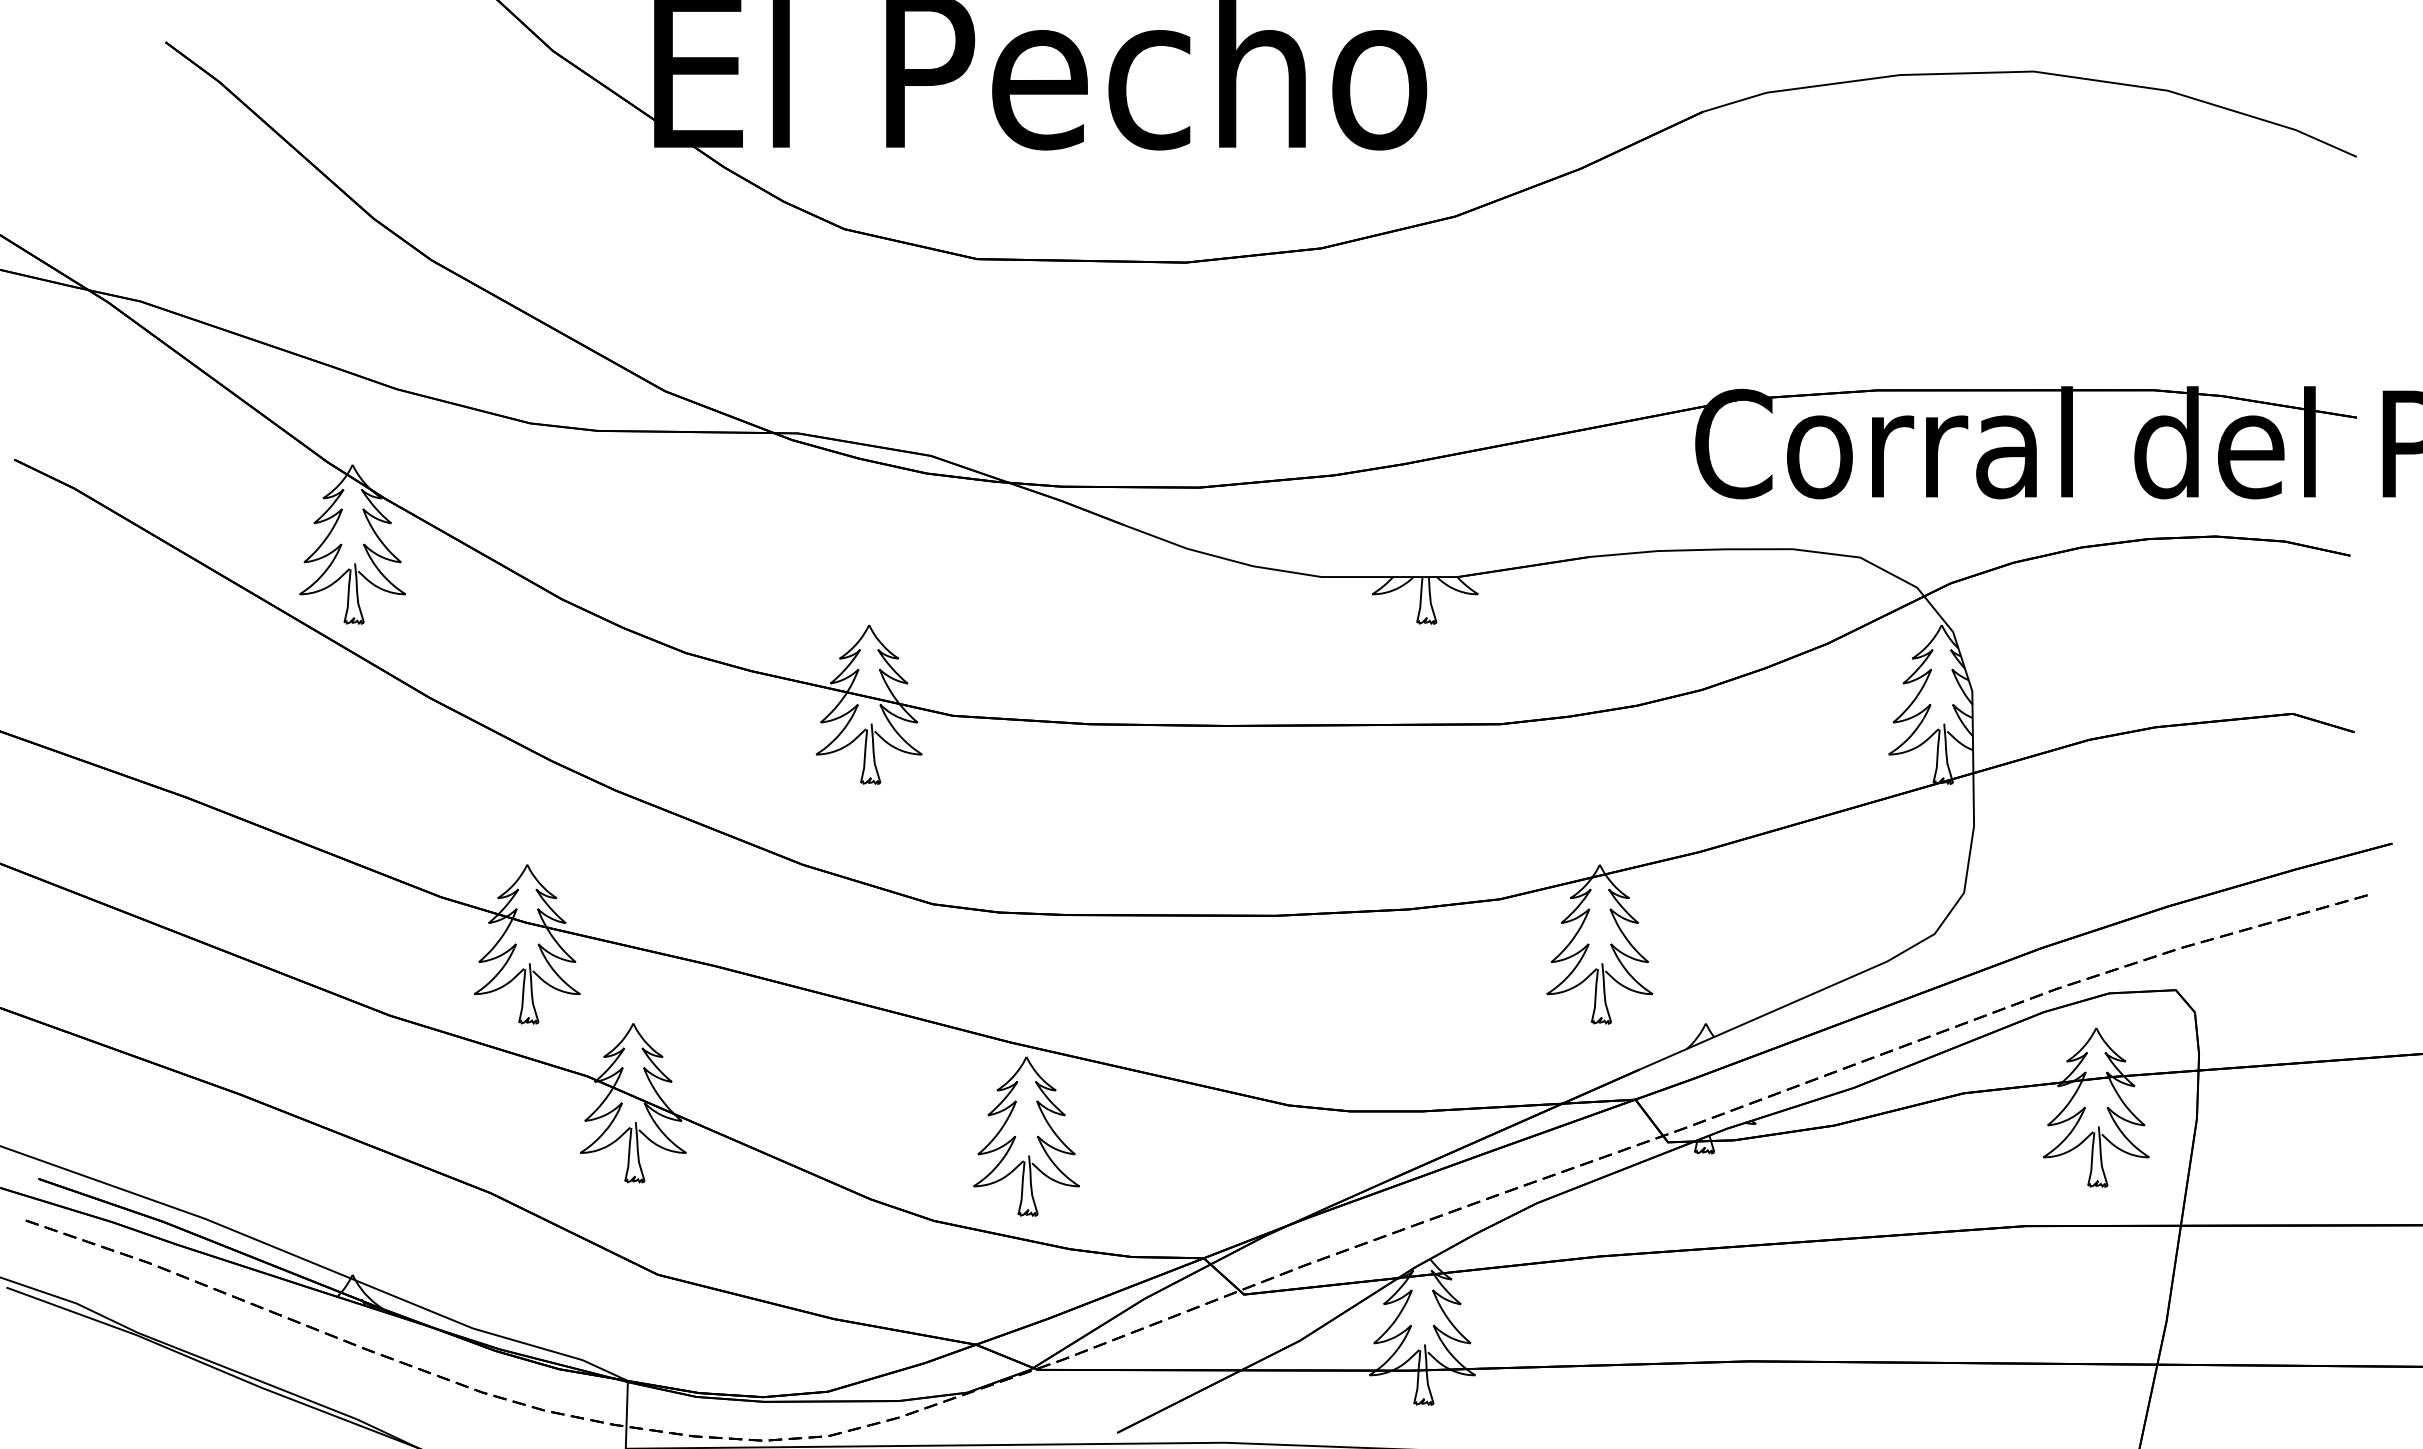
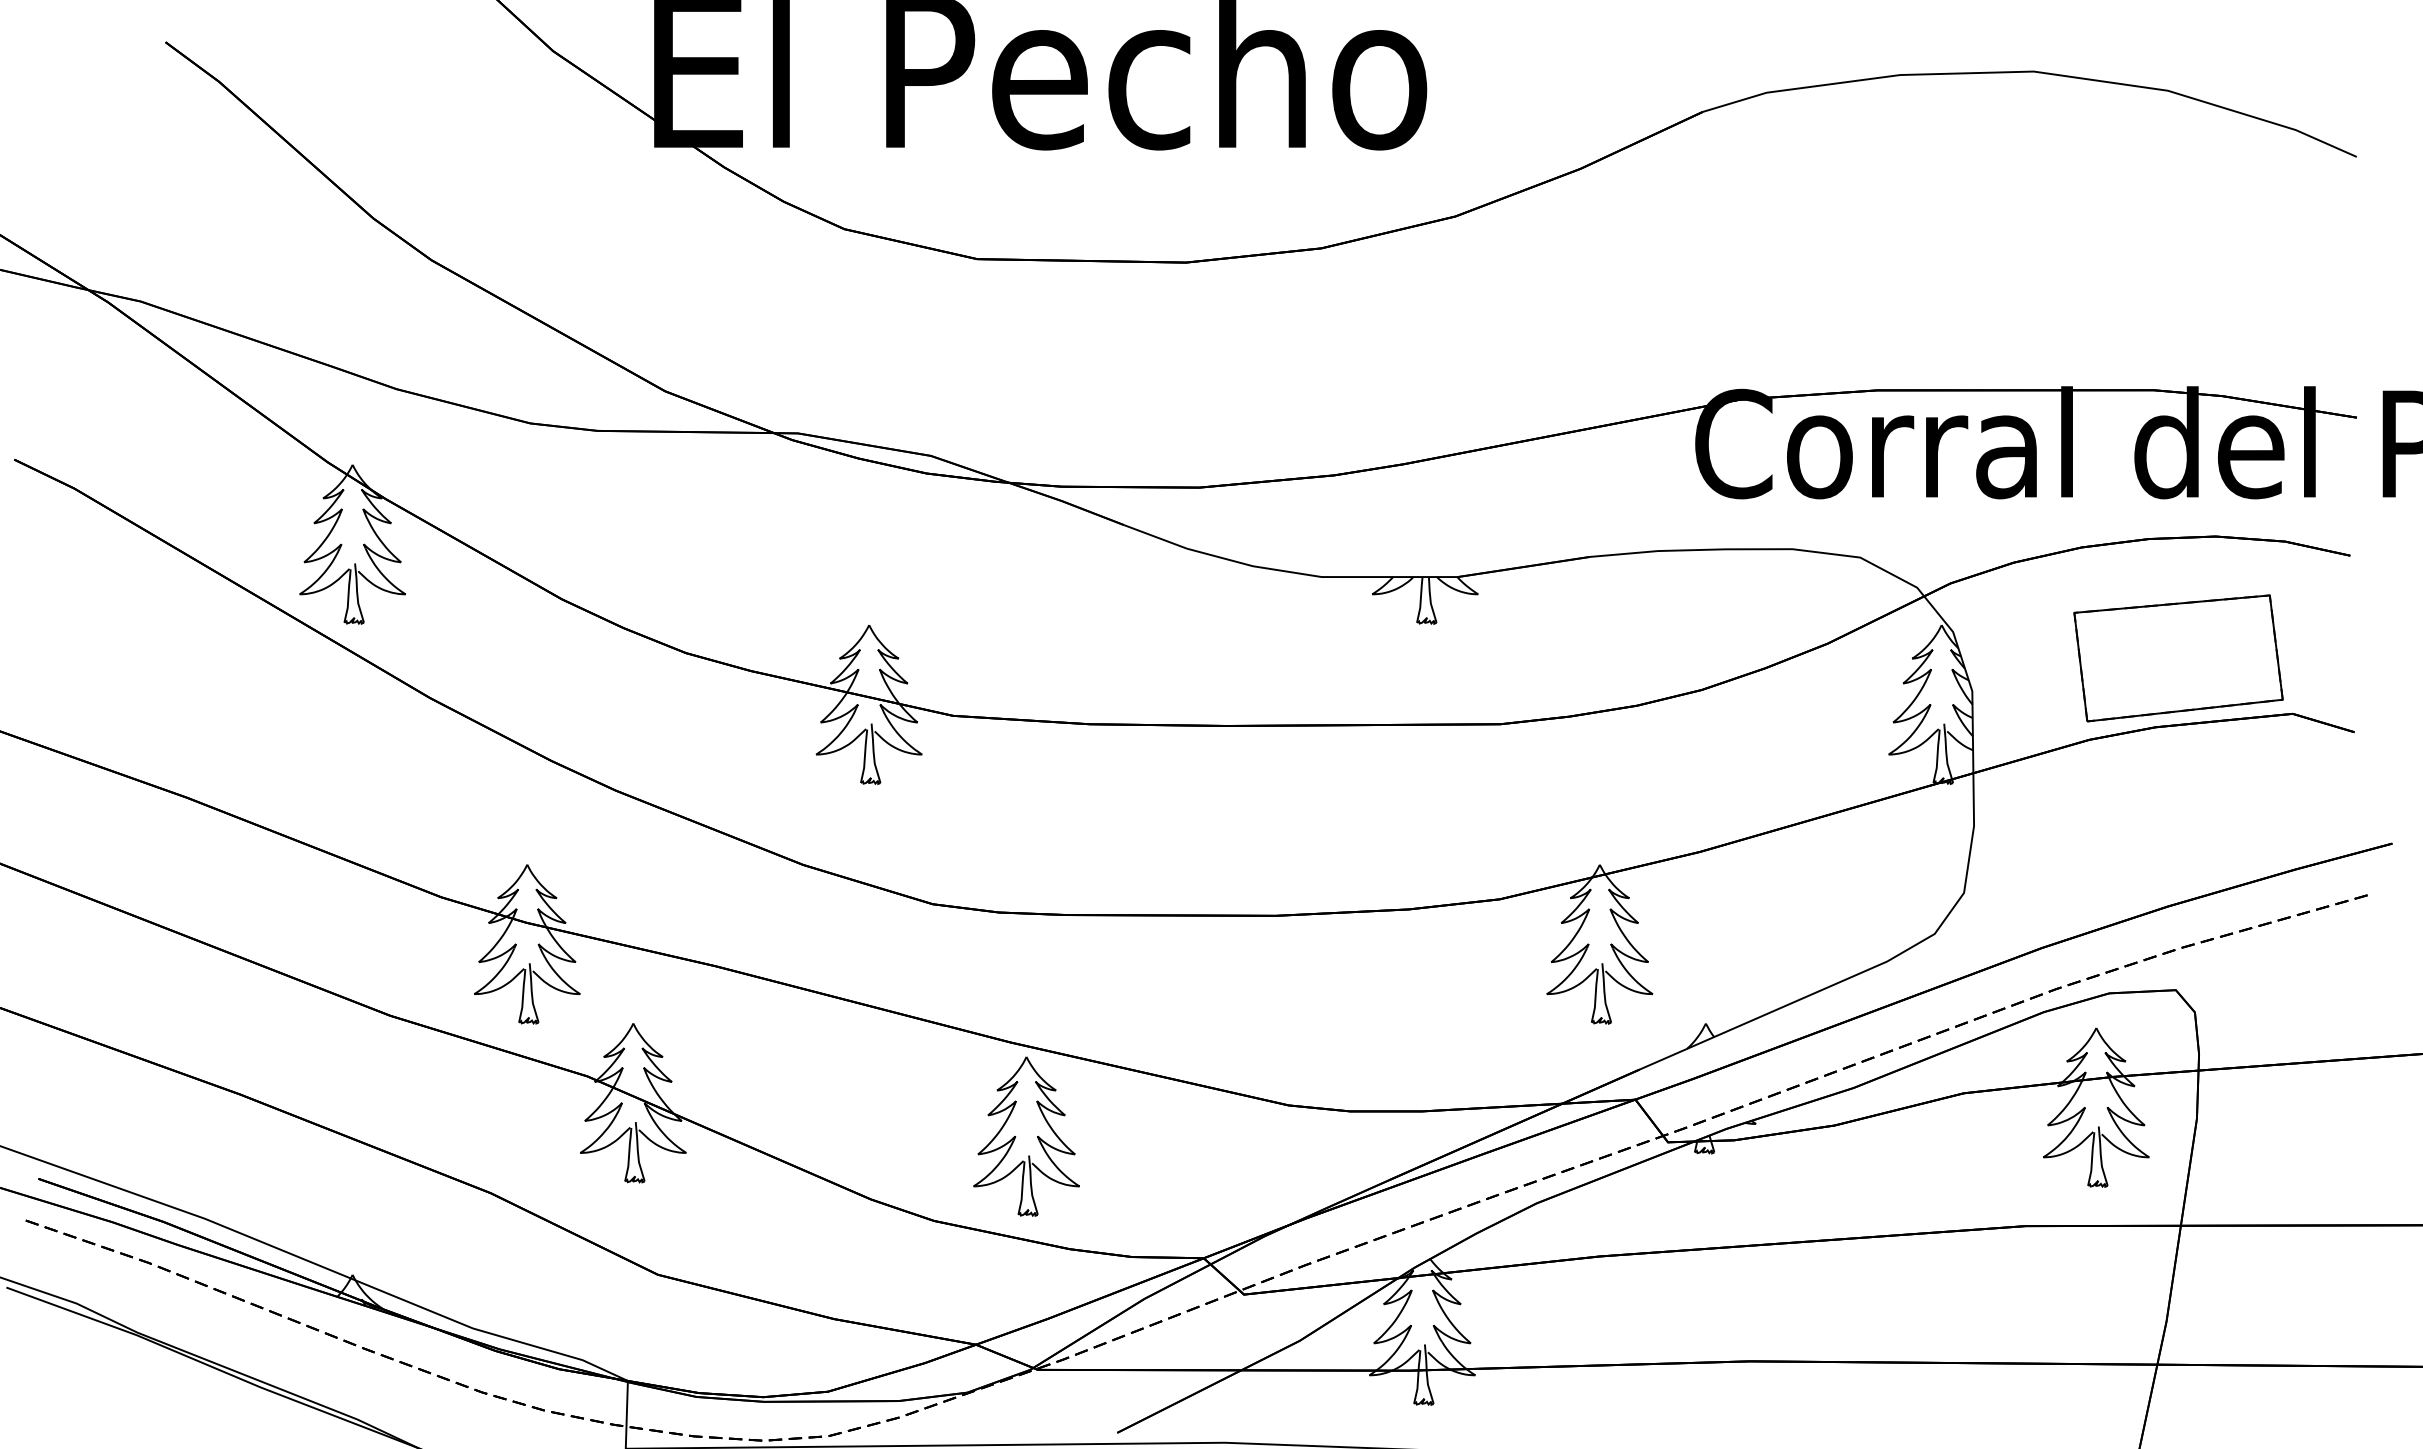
part: none -> present (2178, 658)
